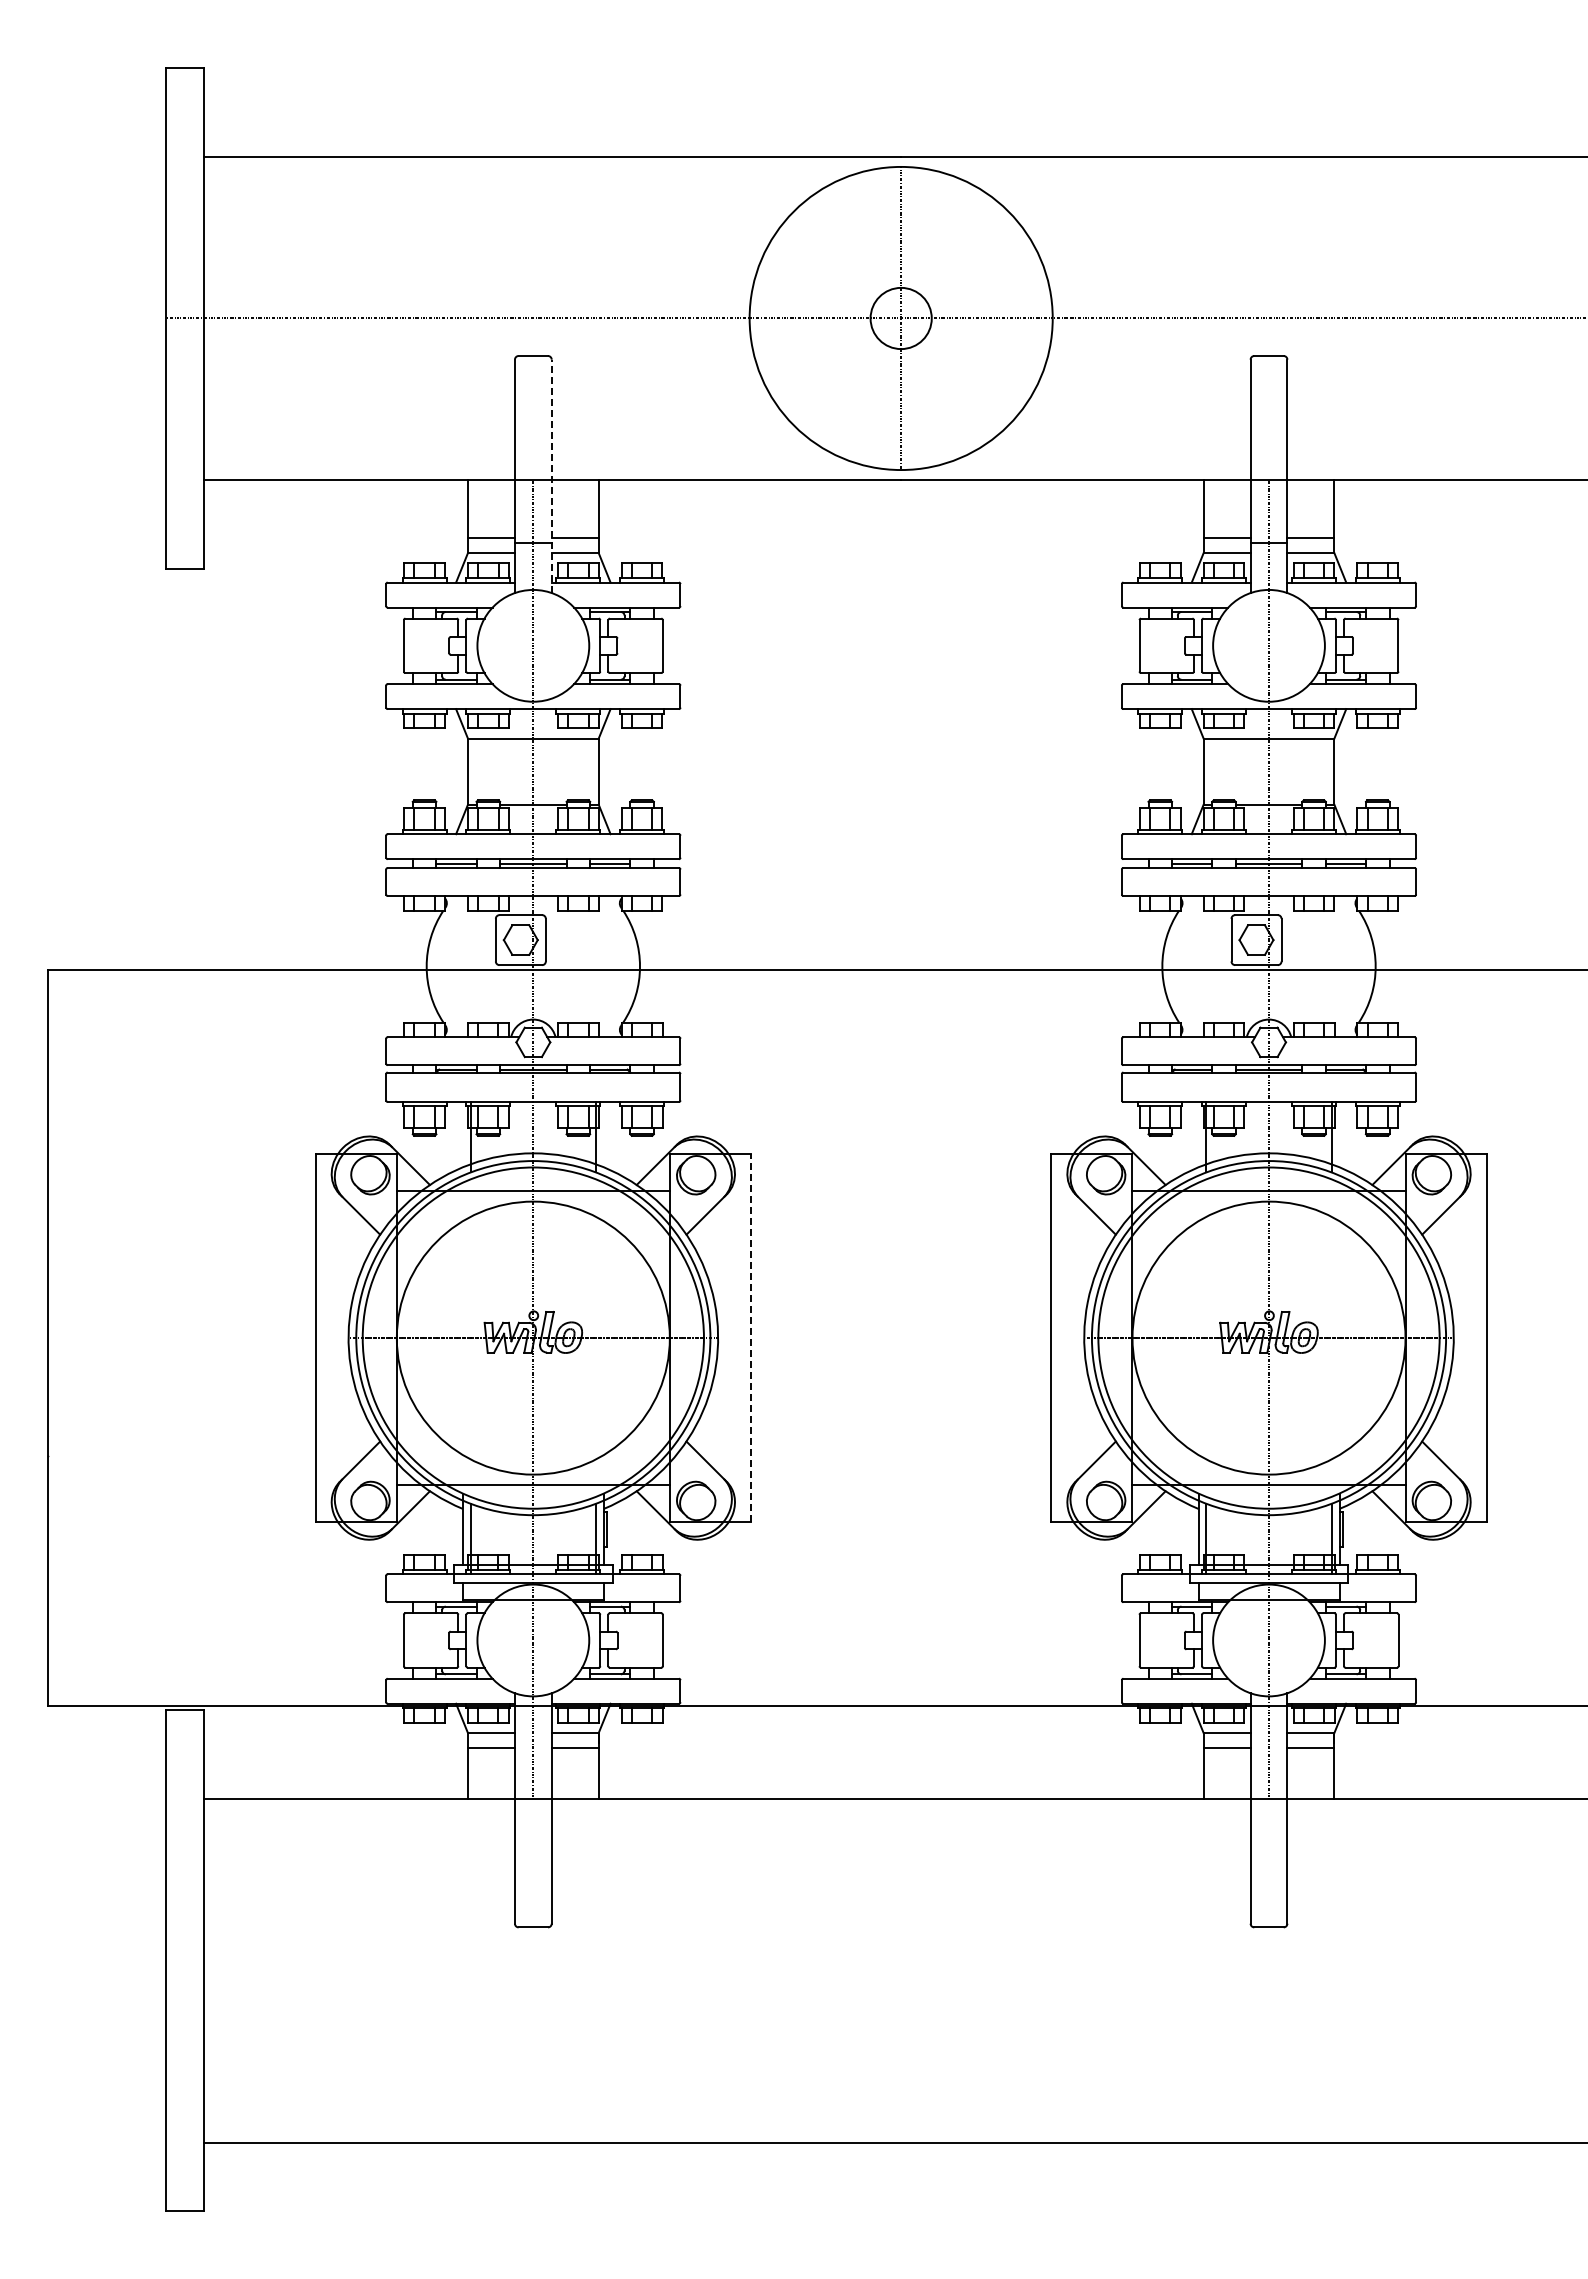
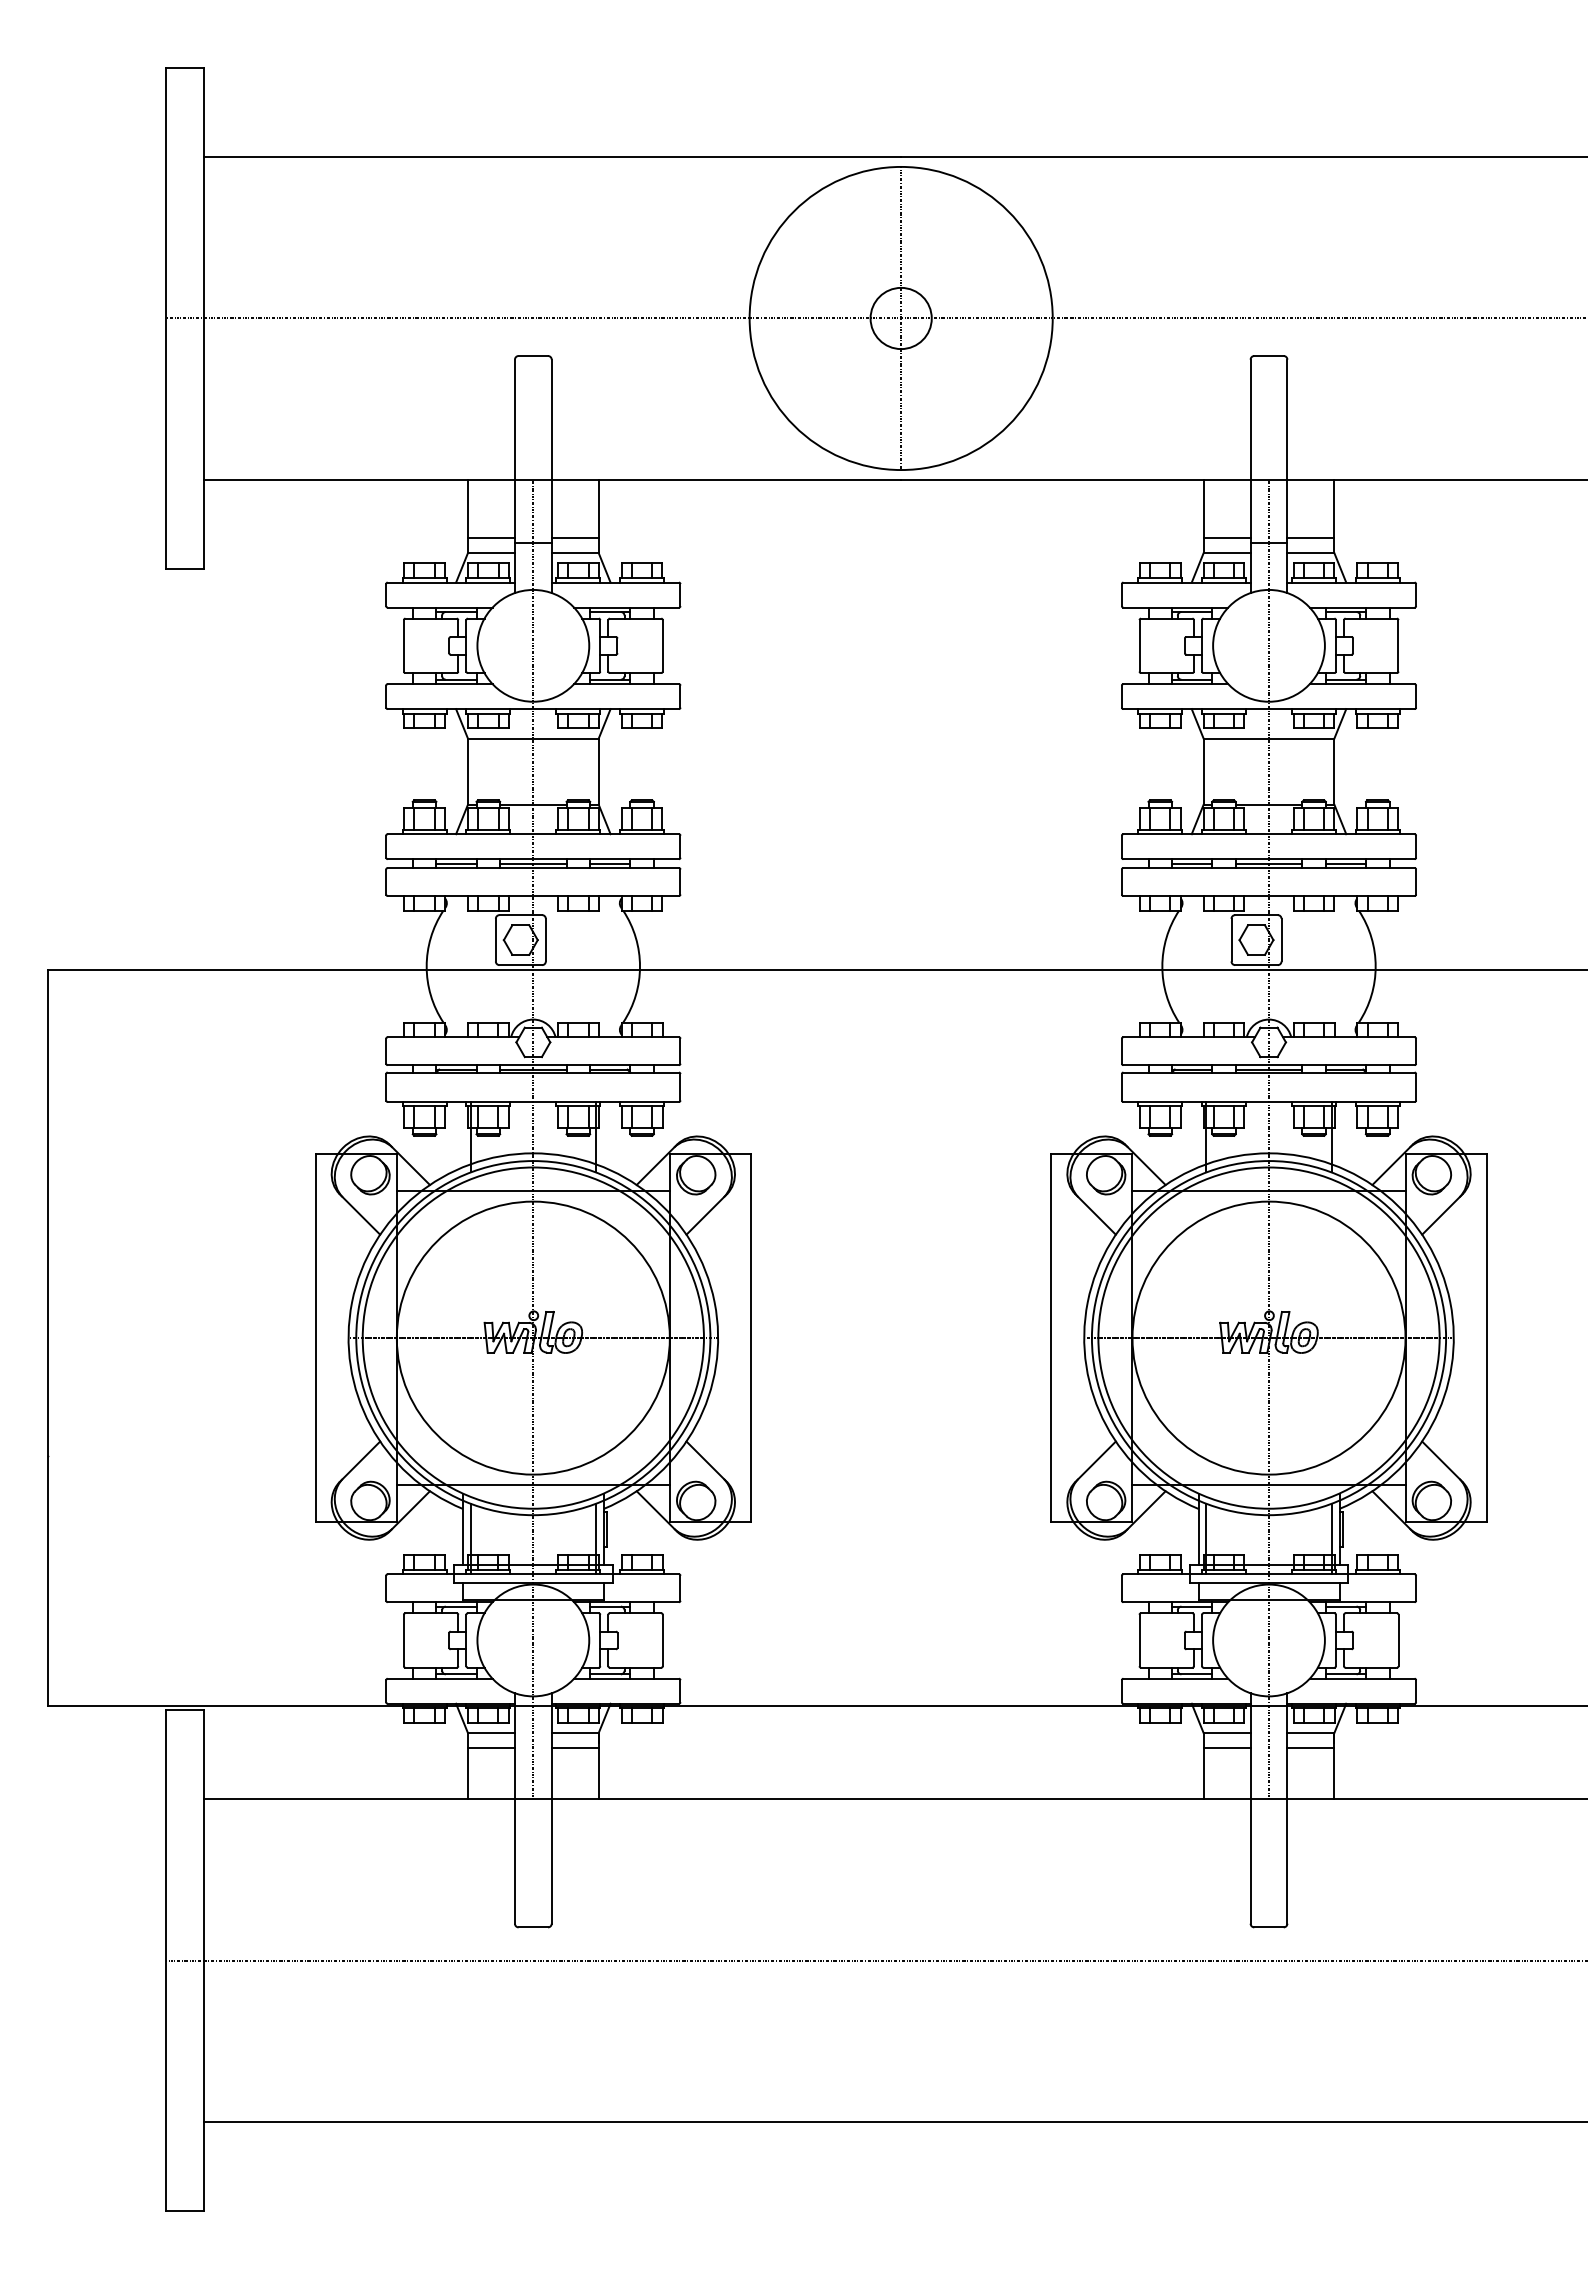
line: dashed -> solid (551, 476)
line: dashed -> solid (751, 1338)
line: none -> present (874, 1960)
line position: (893, 2142) -> (893, 2121) (893, 2121)
